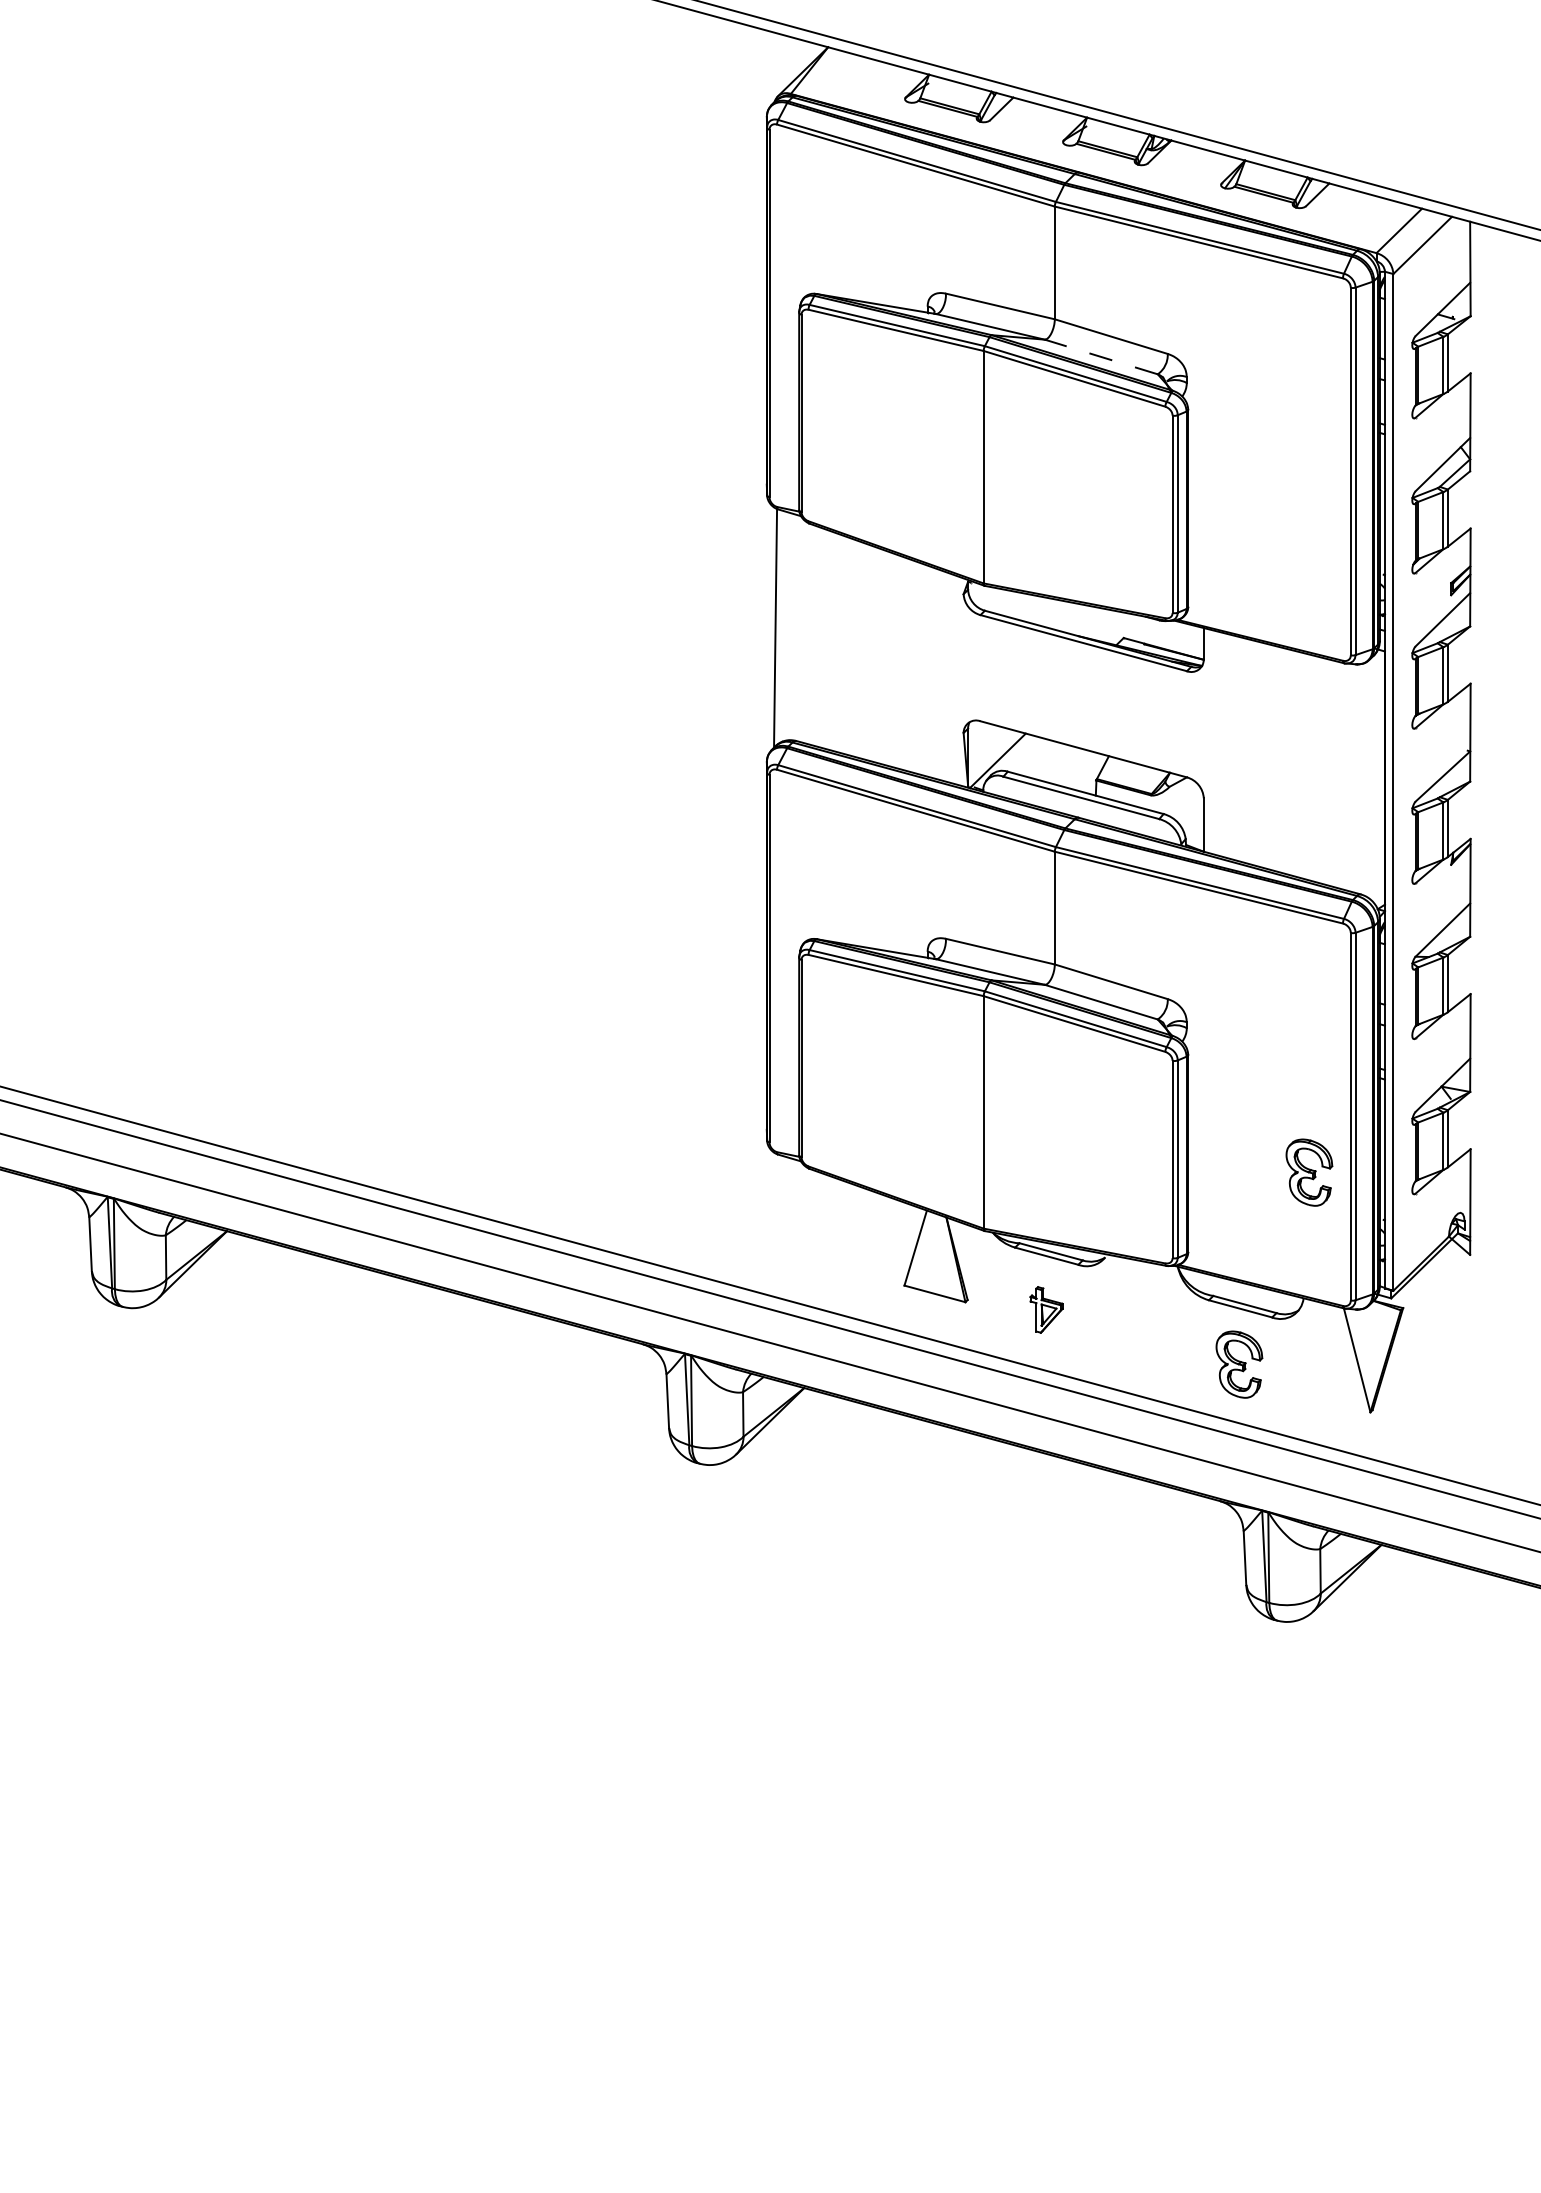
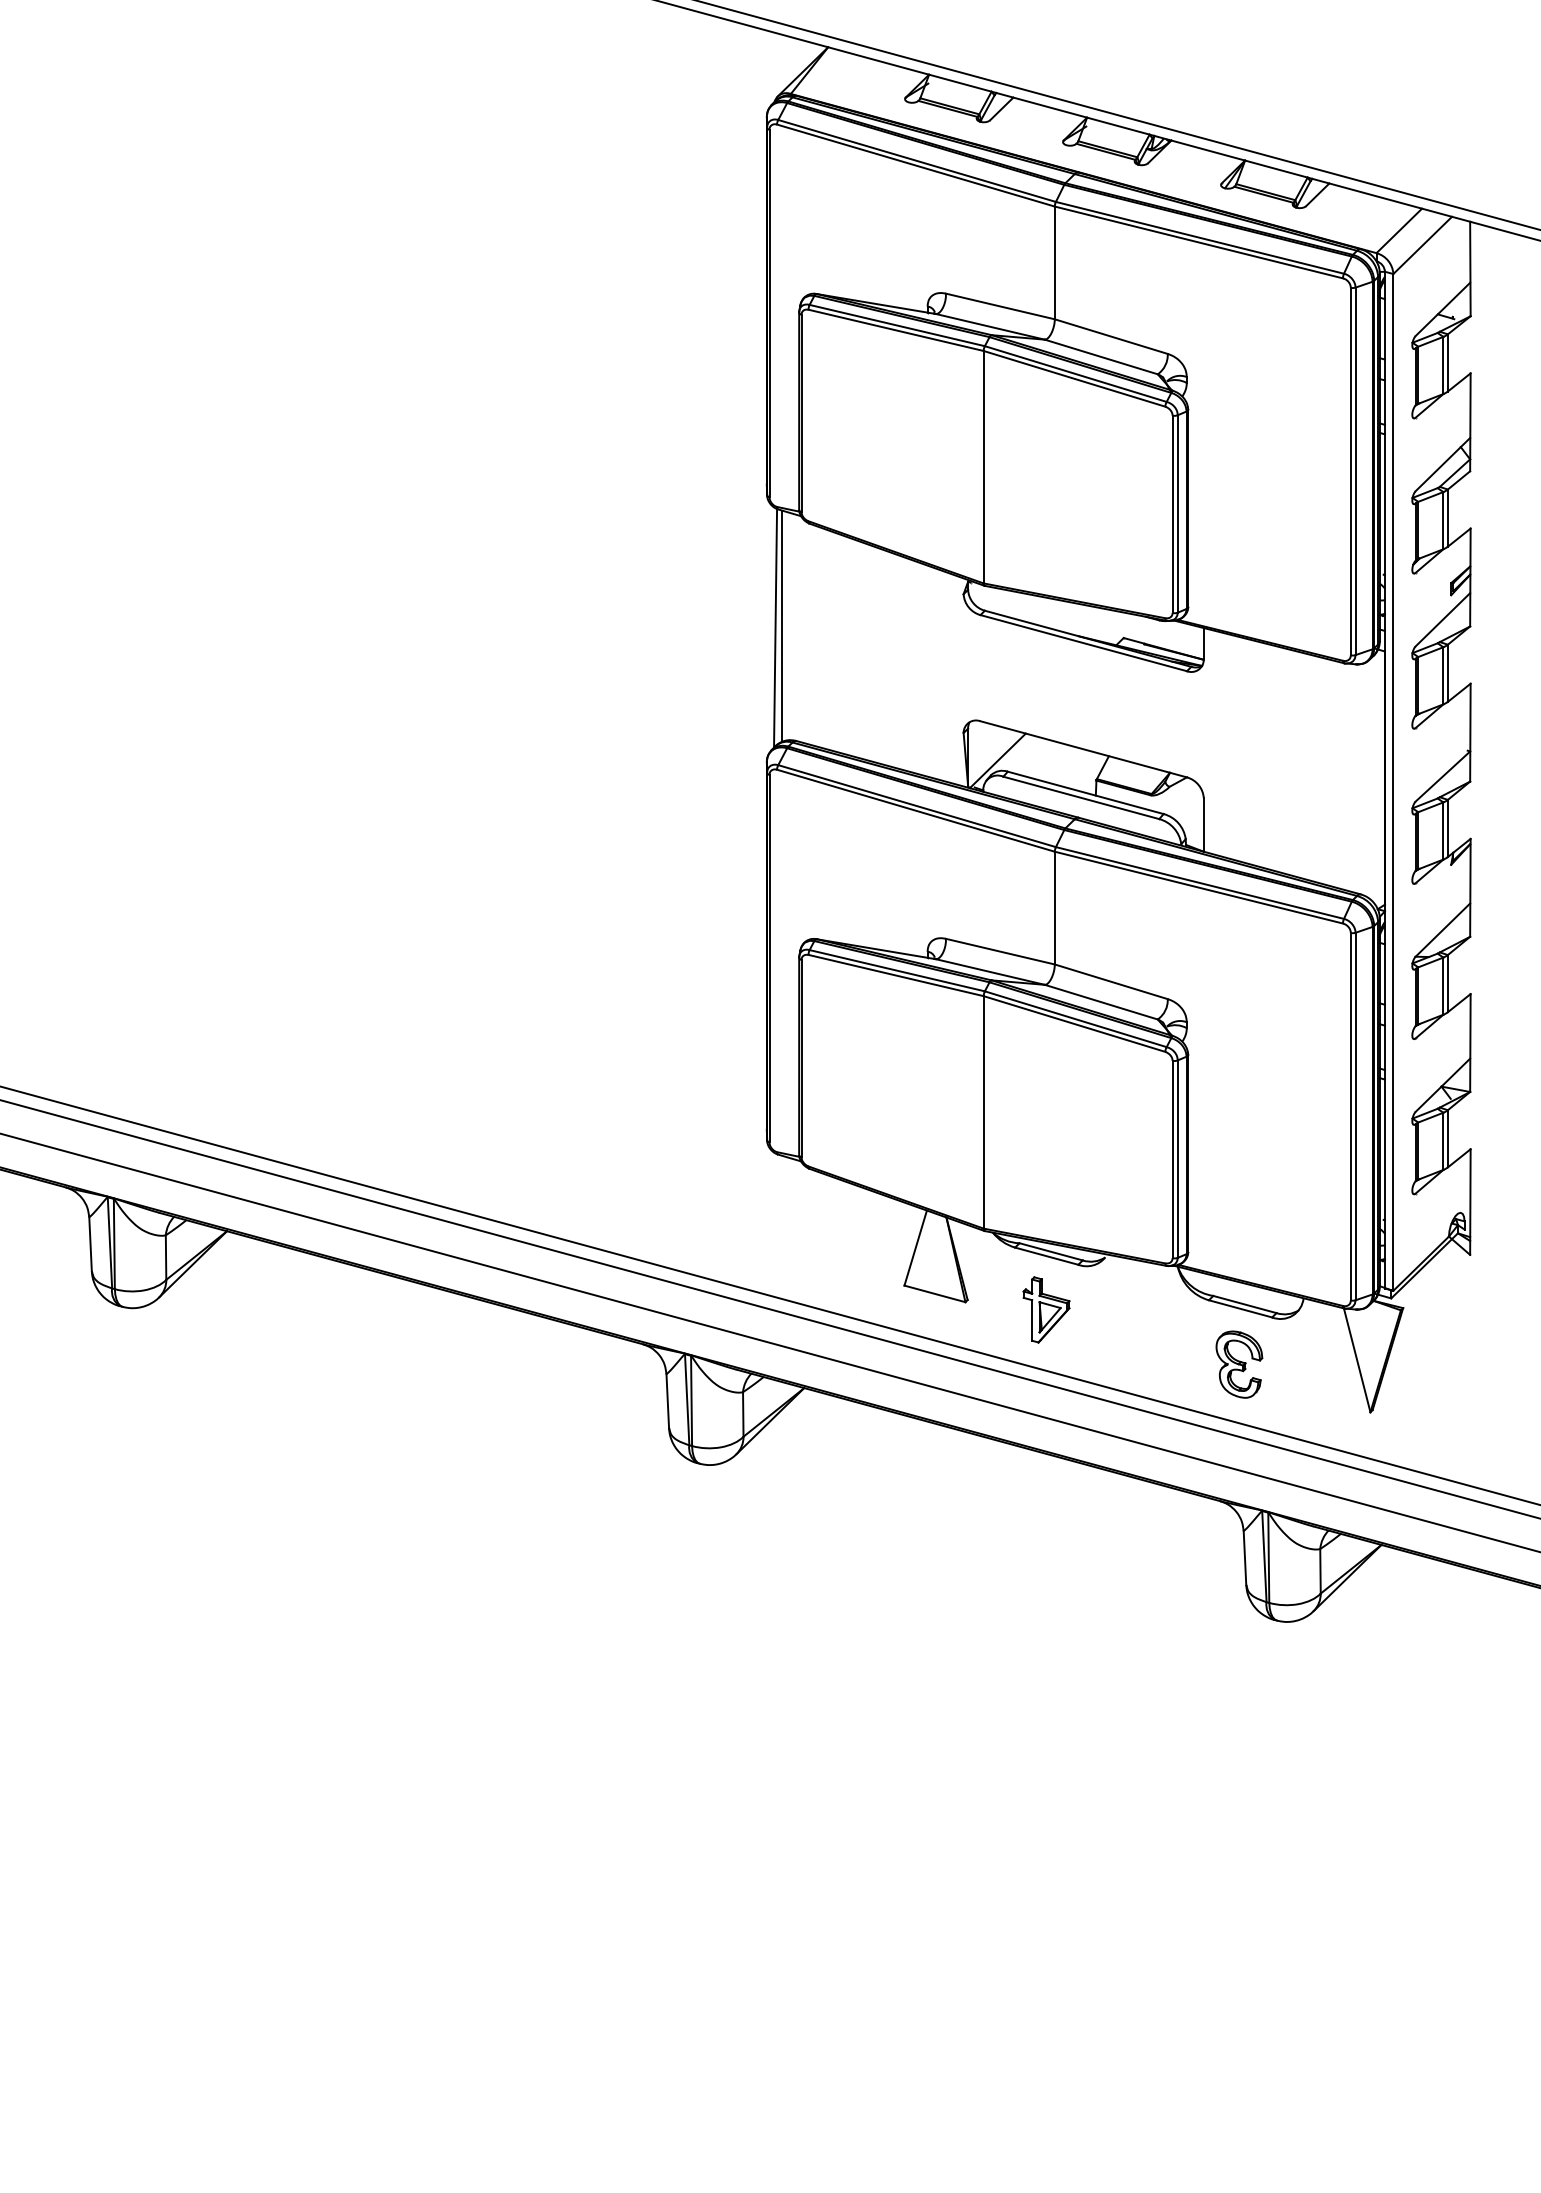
line: dashed -> solid (1100, 356)
line: none -> present (782, 625)
part: present -> none (1309, 1172)
part size: 35x48 px -> 49x68 px (1046, 1309)
